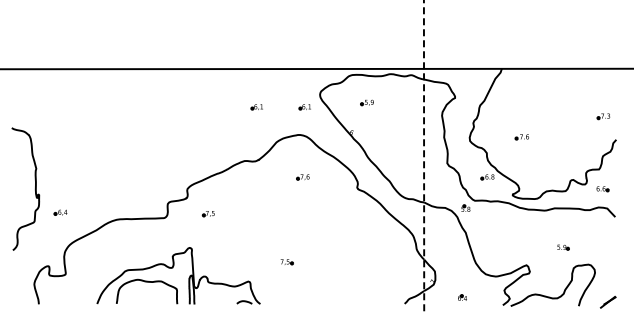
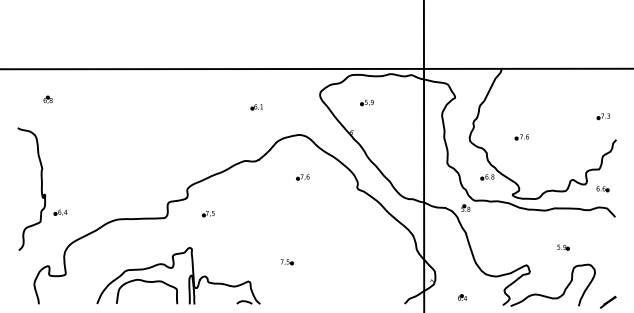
part: none -> present (47, 99)
part: present -> none (304, 107)
line: dashed -> solid (424, 156)
curve position: (34, 189) -> (40, 189) (40, 189)
